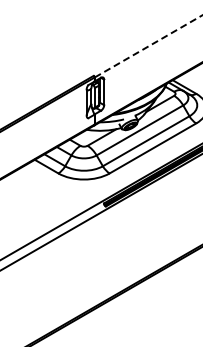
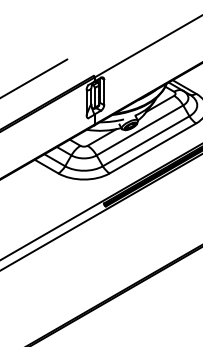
line: dashed -> solid (149, 46)
line: none -> present (34, 78)
